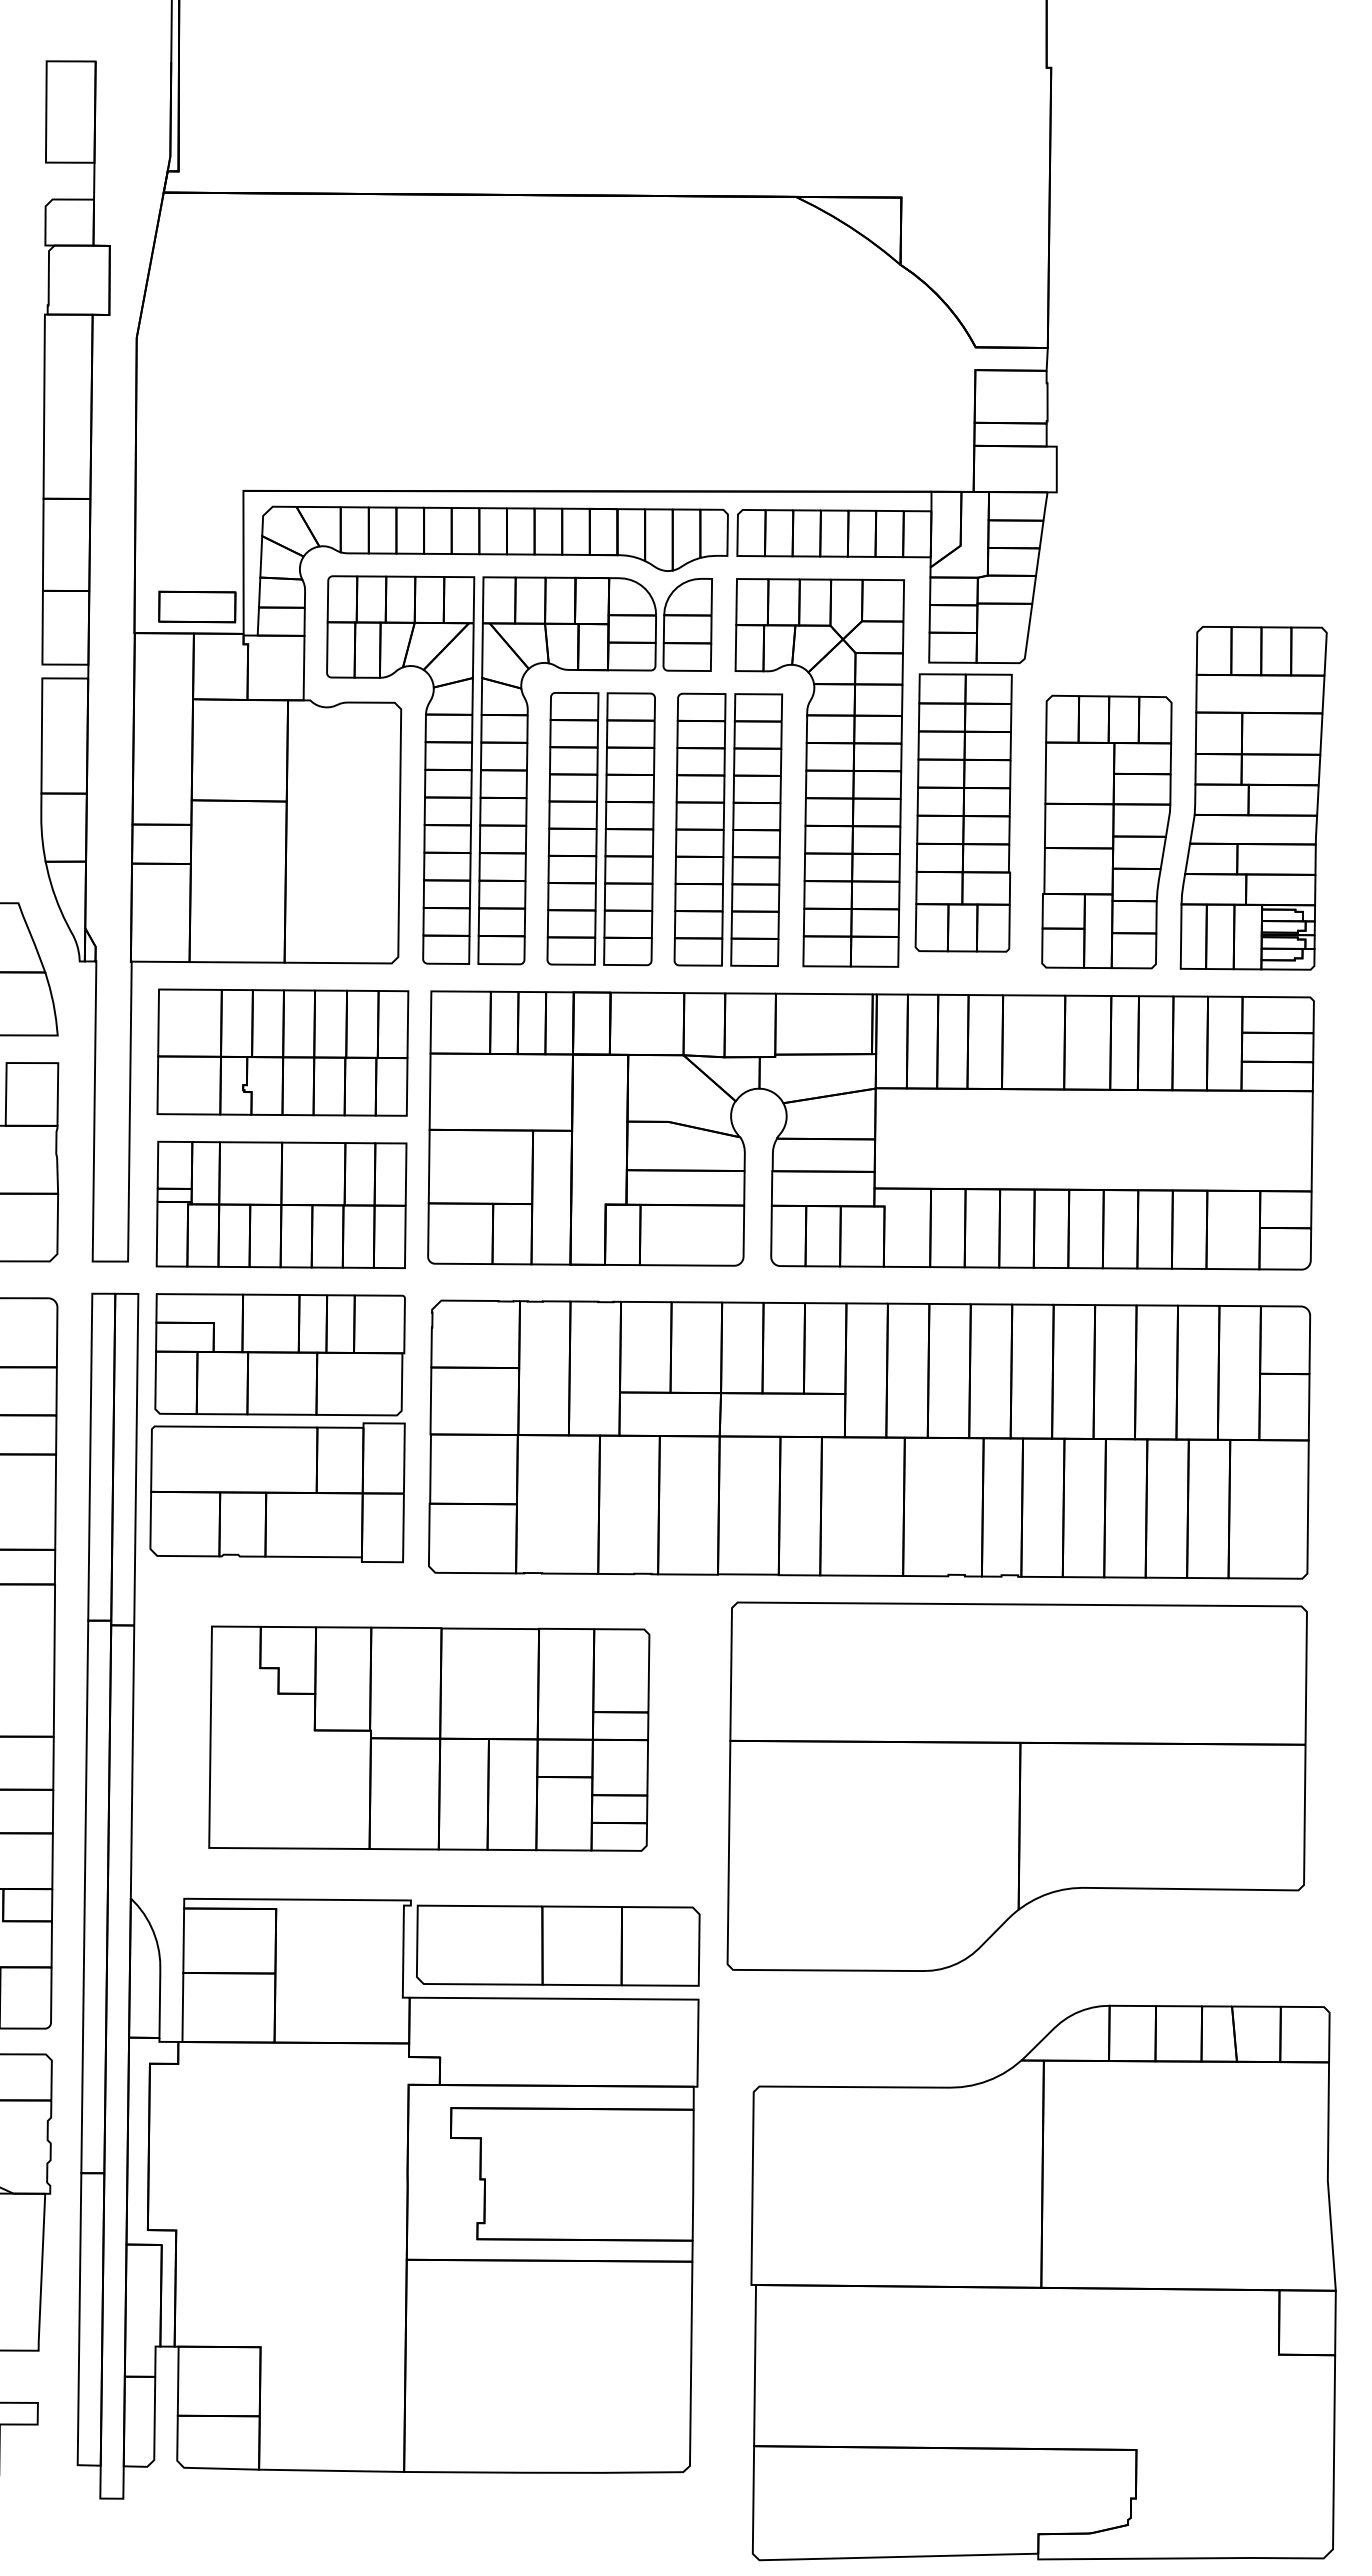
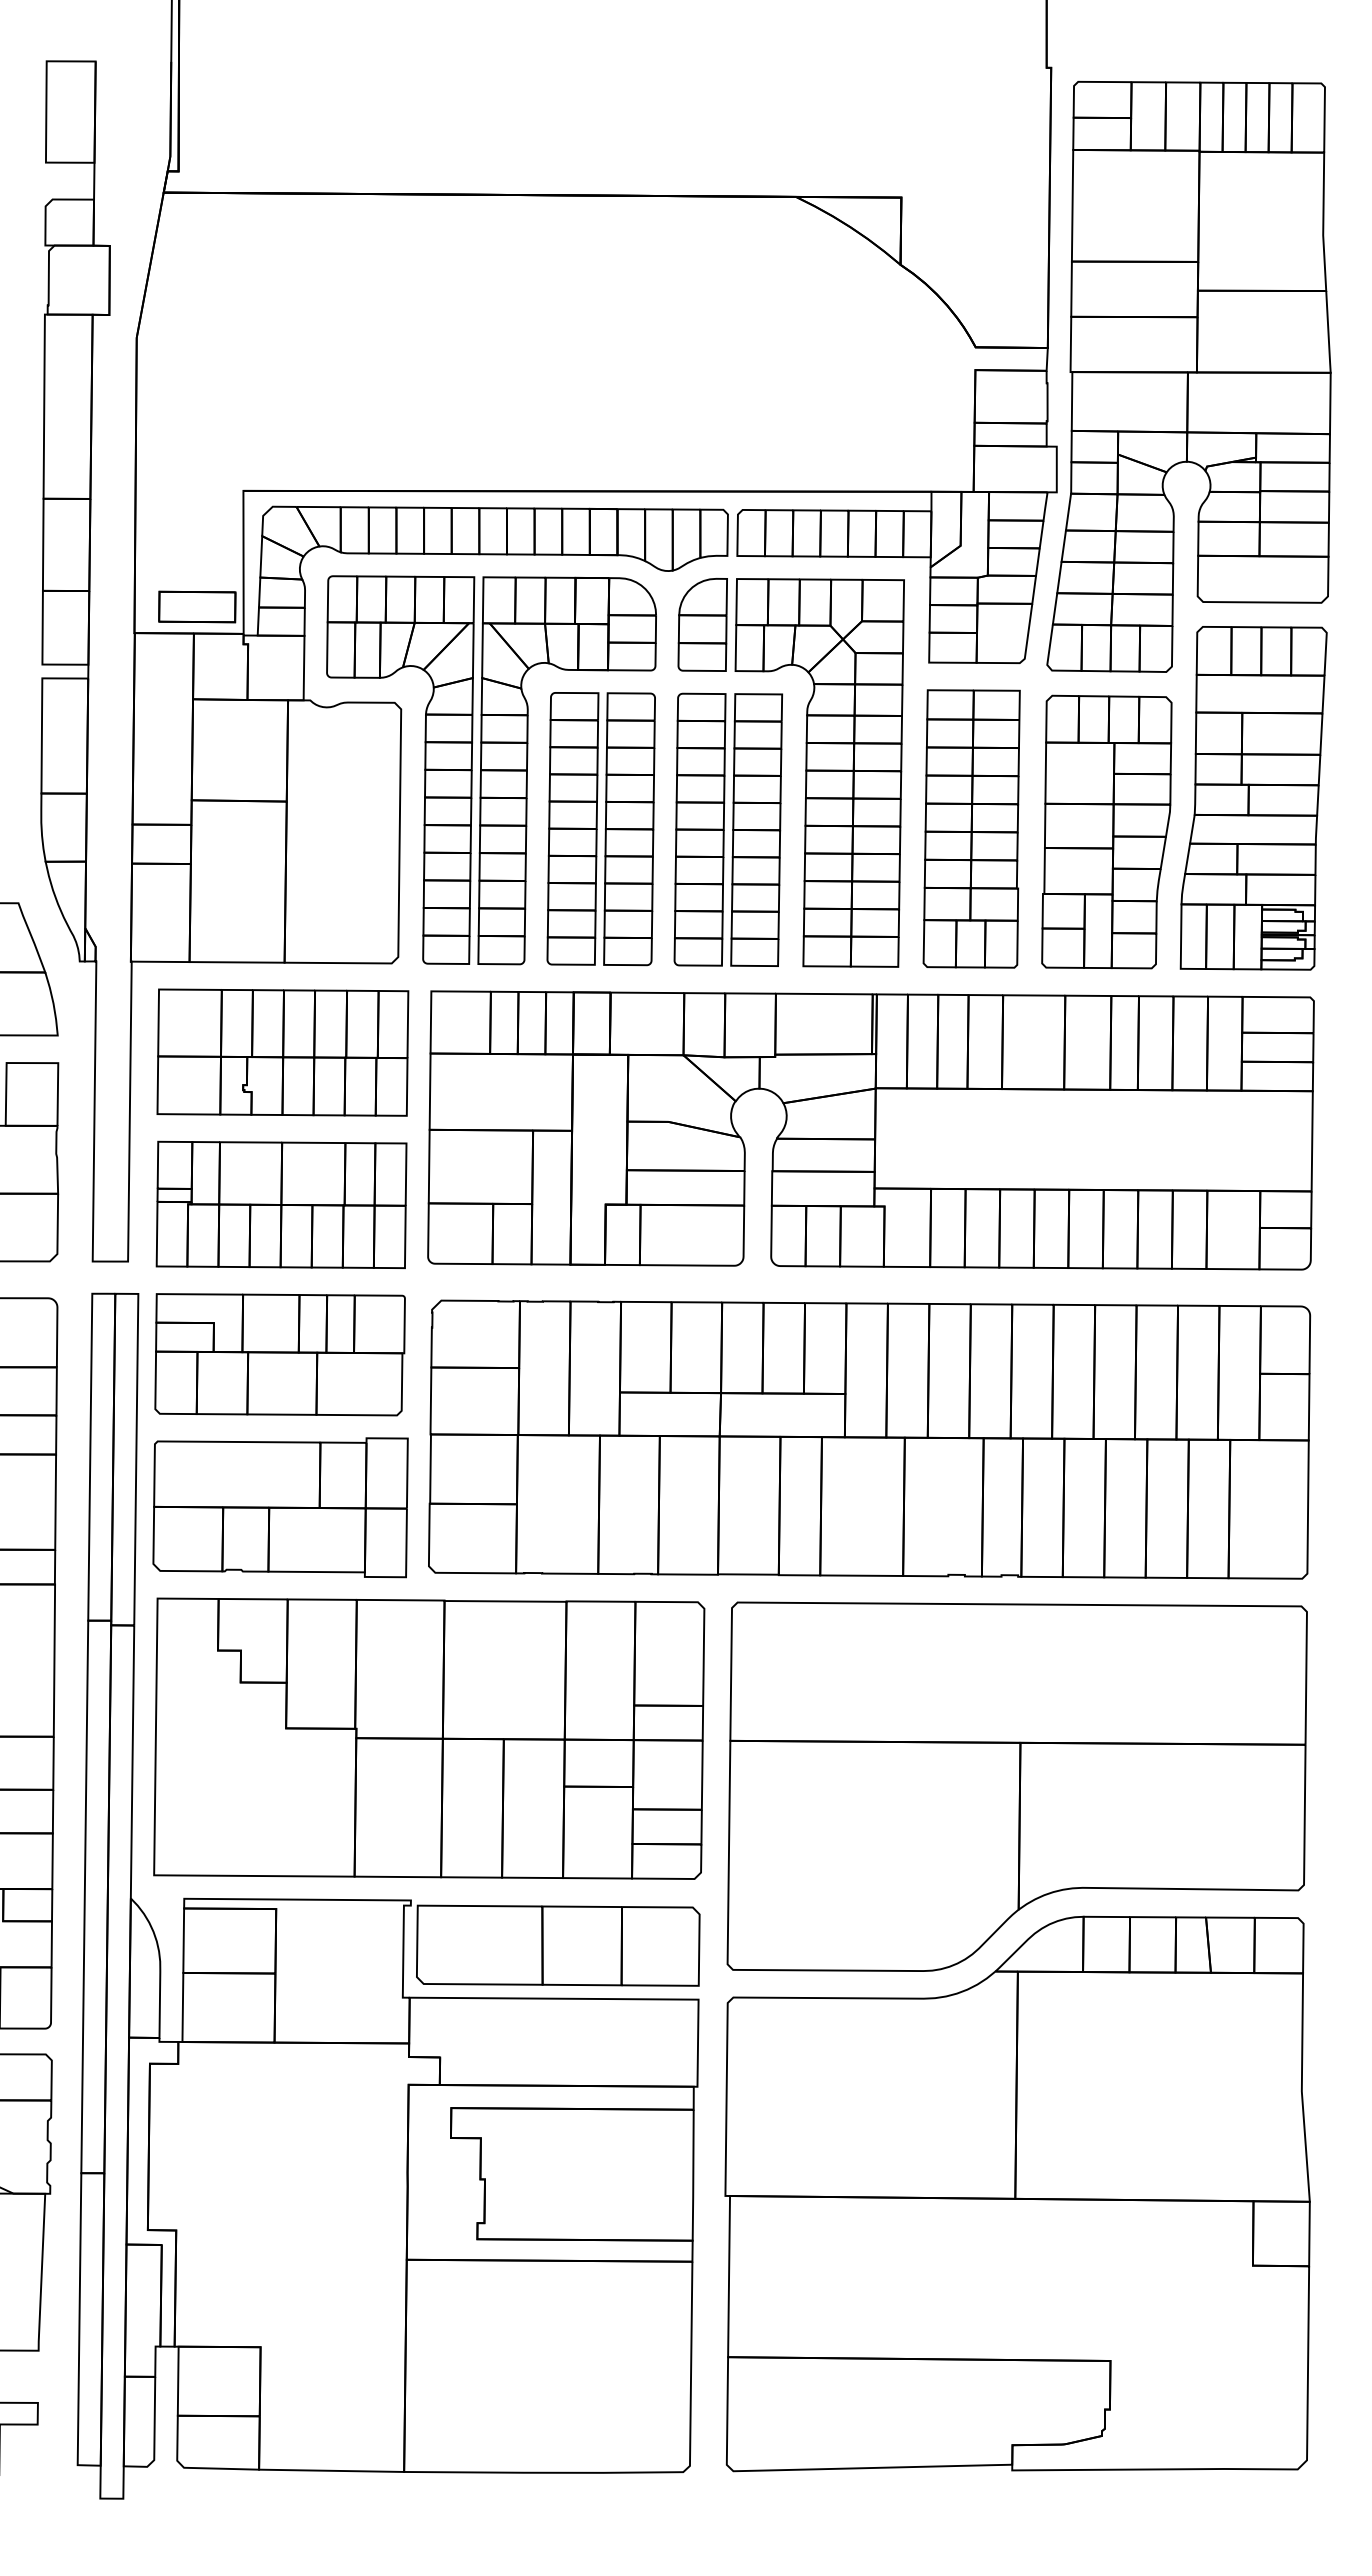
part: none -> present (1188, 376)
part position: (687, 624) -> (702, 624) (702, 624)
part position: (963, 812) -> (971, 828) (971, 828)
part position: (277, 1492) -> (280, 1507) (280, 1507)
part size: 443x227 px -> 553x283 px (429, 1738)
part position: (1043, 2282) -> (1017, 2193) (1017, 2193)
